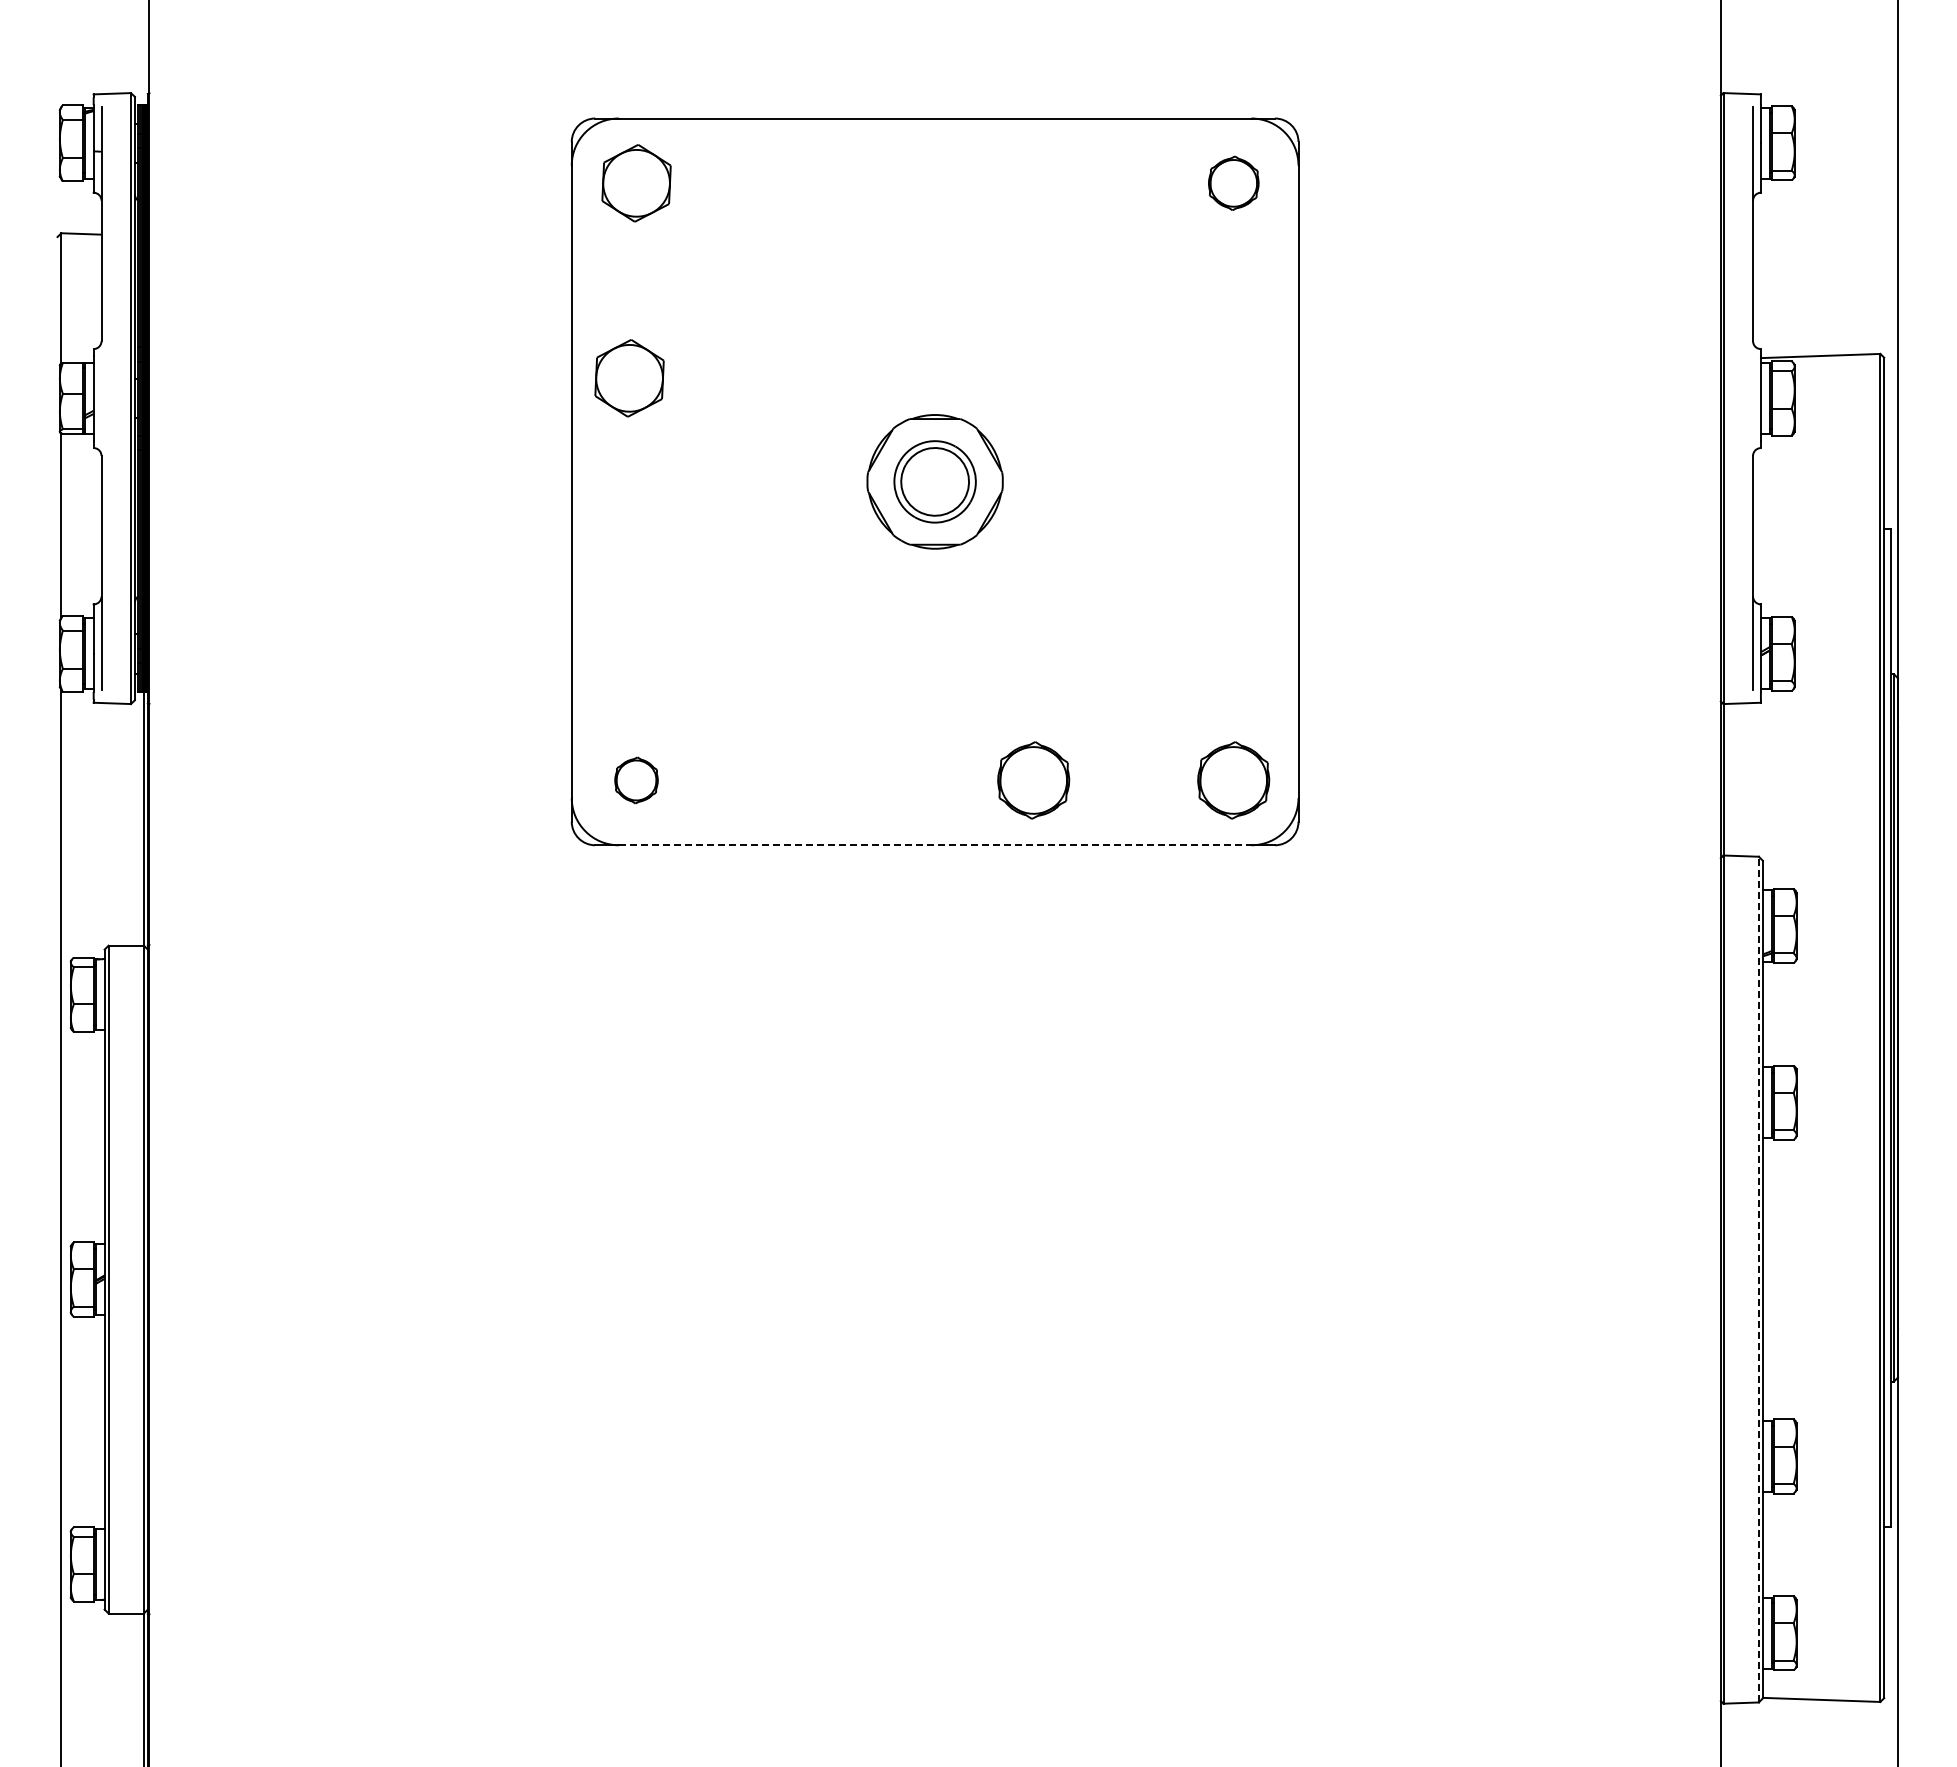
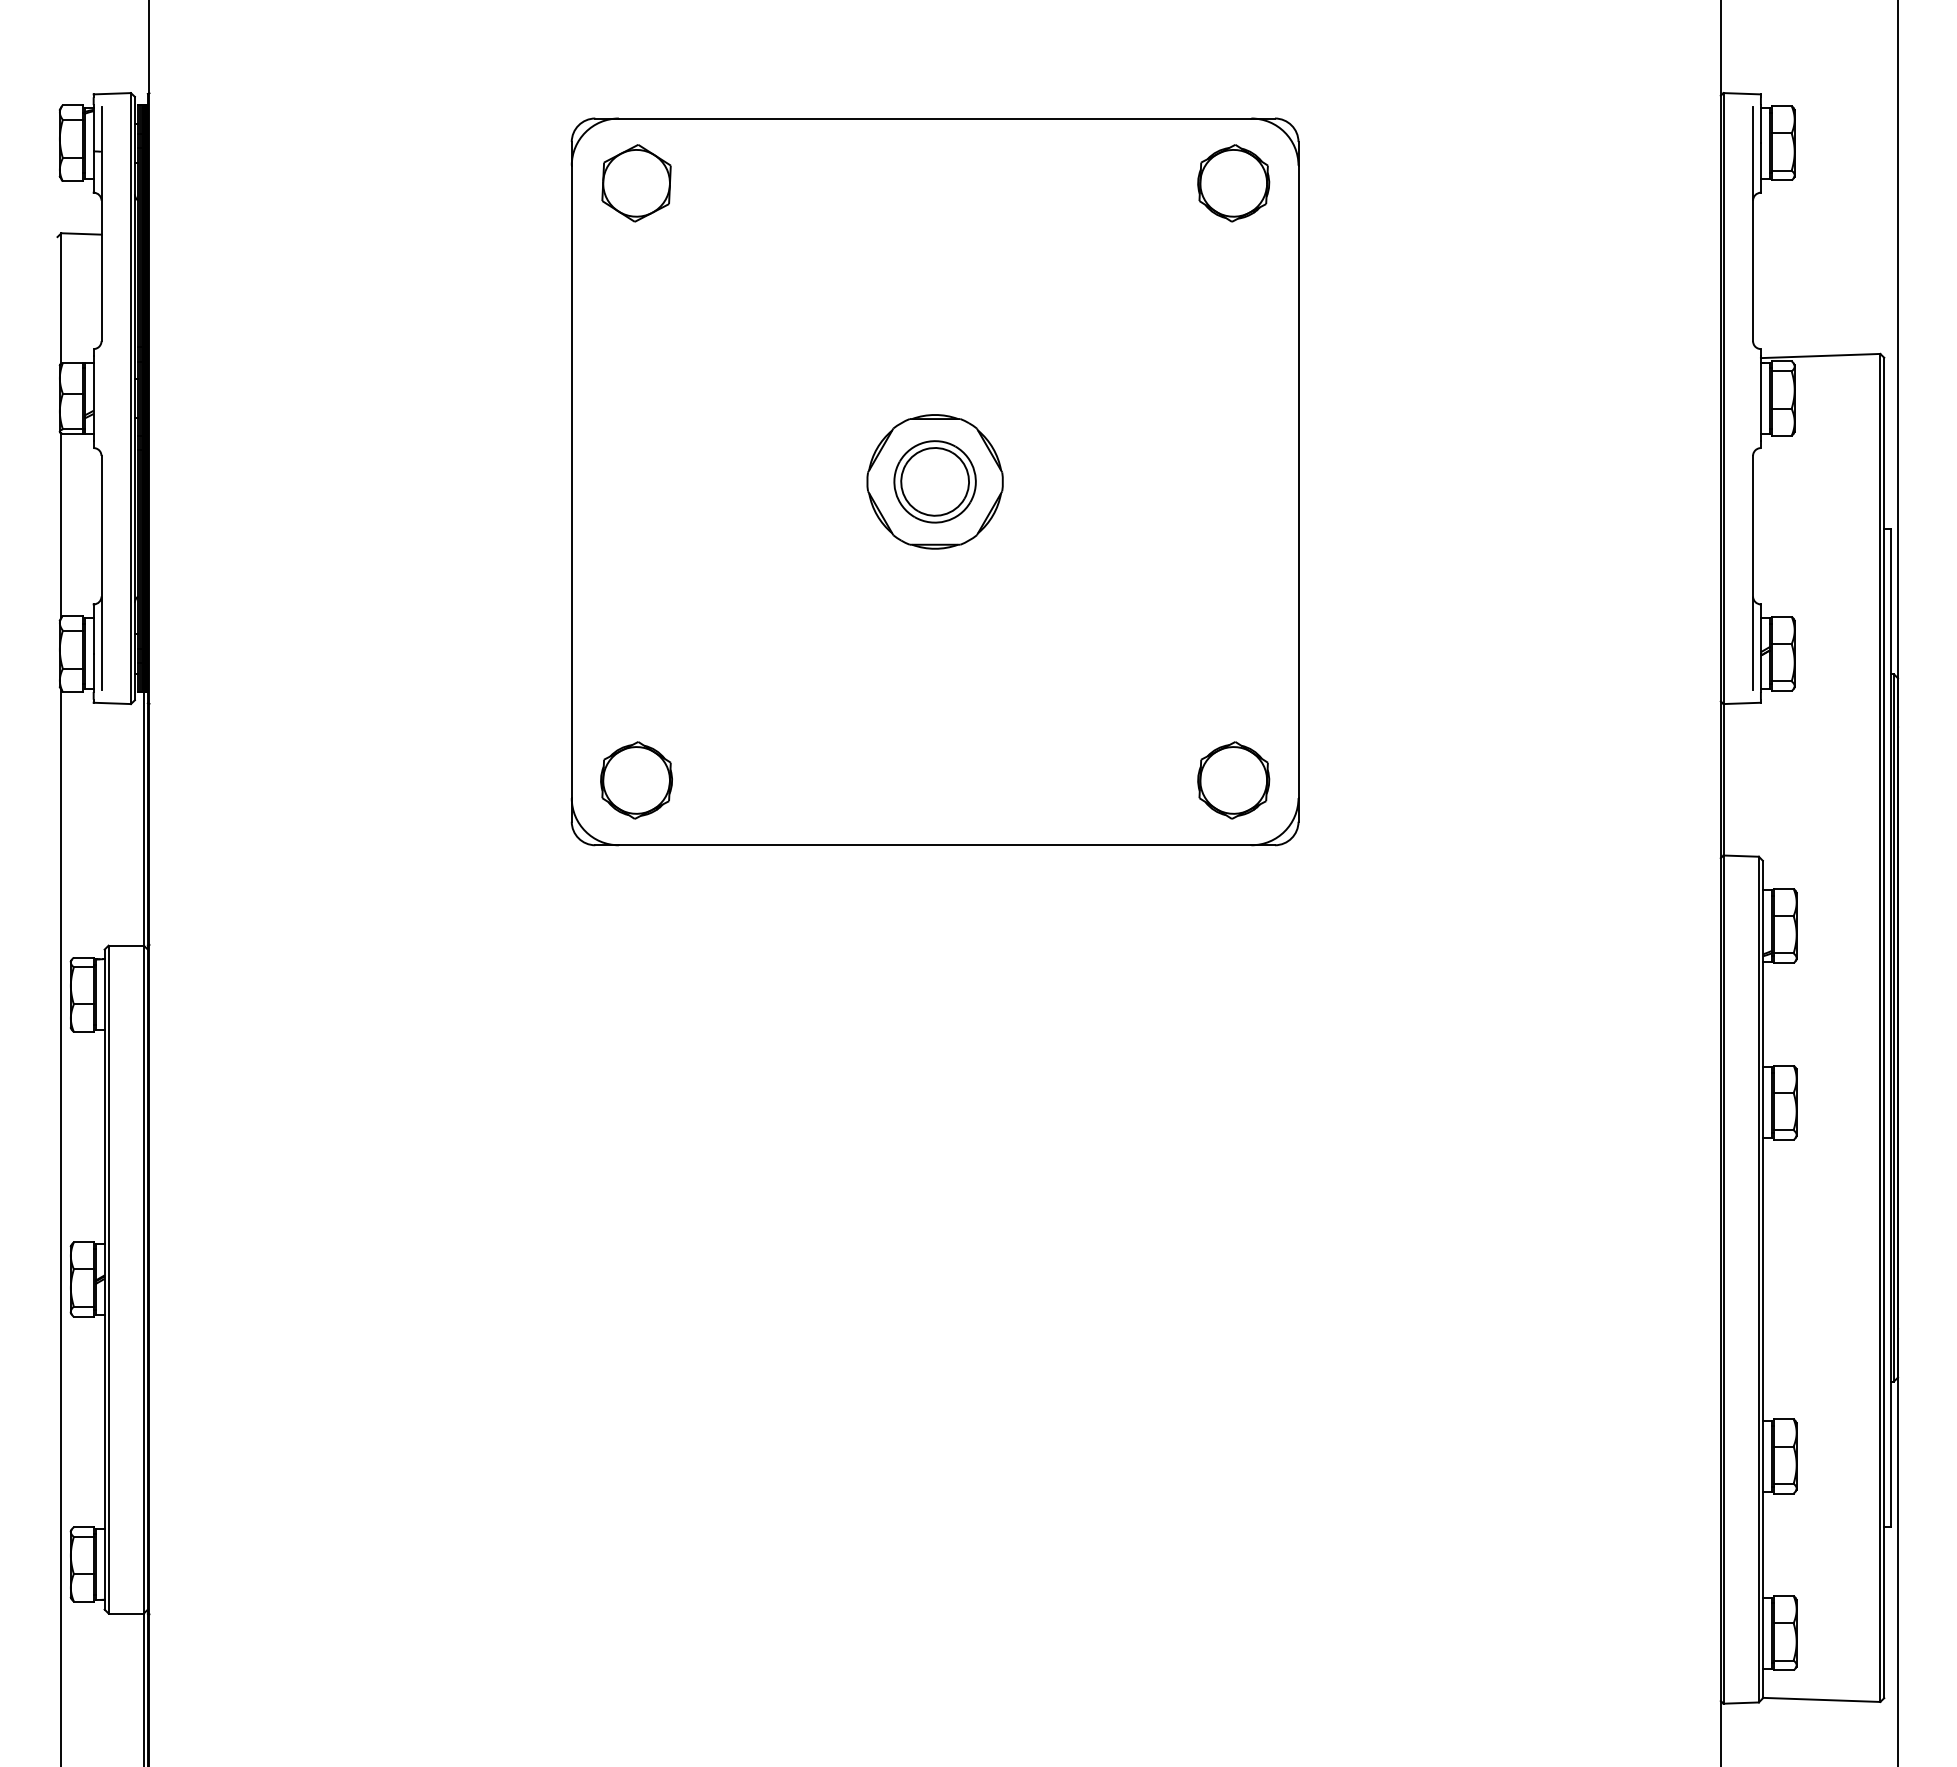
part size: 52x56 px -> 74x79 px (1233, 183)
part: present -> none (629, 378)
part size: 45x49 px -> 73x79 px (636, 780)
part: present -> none (1033, 780)
line: dashed -> solid (935, 845)
line: dashed -> solid (1758, 1279)
